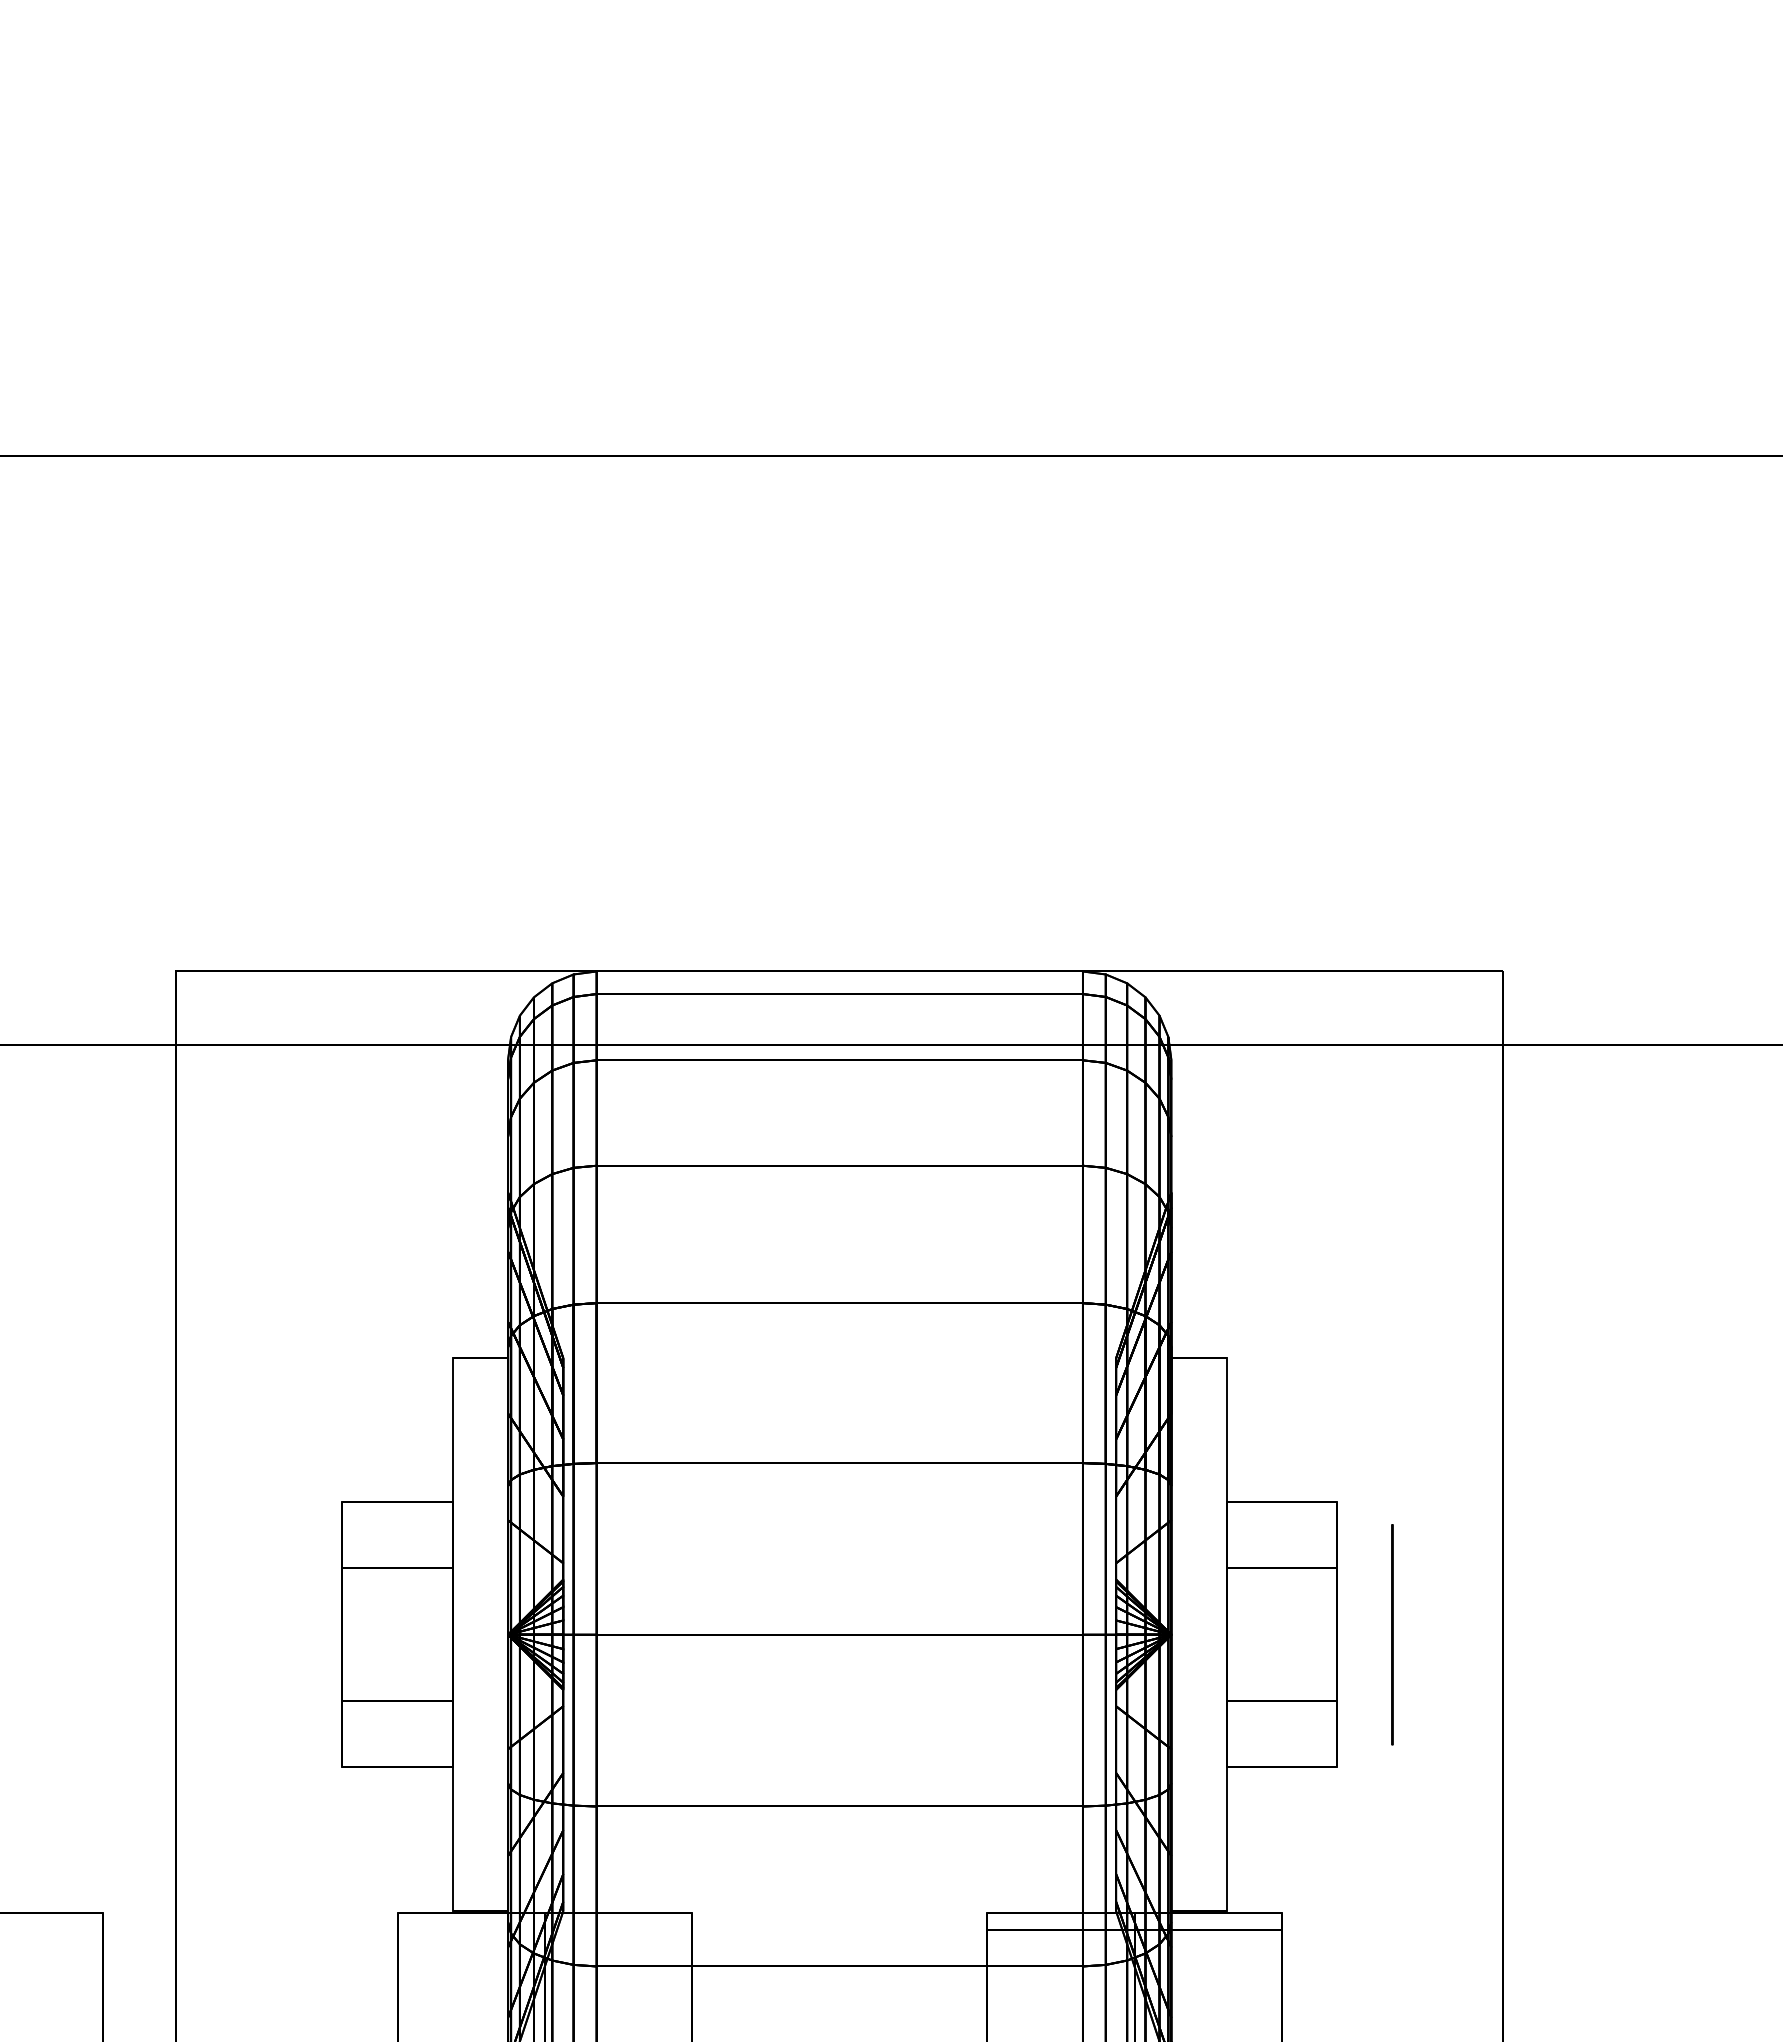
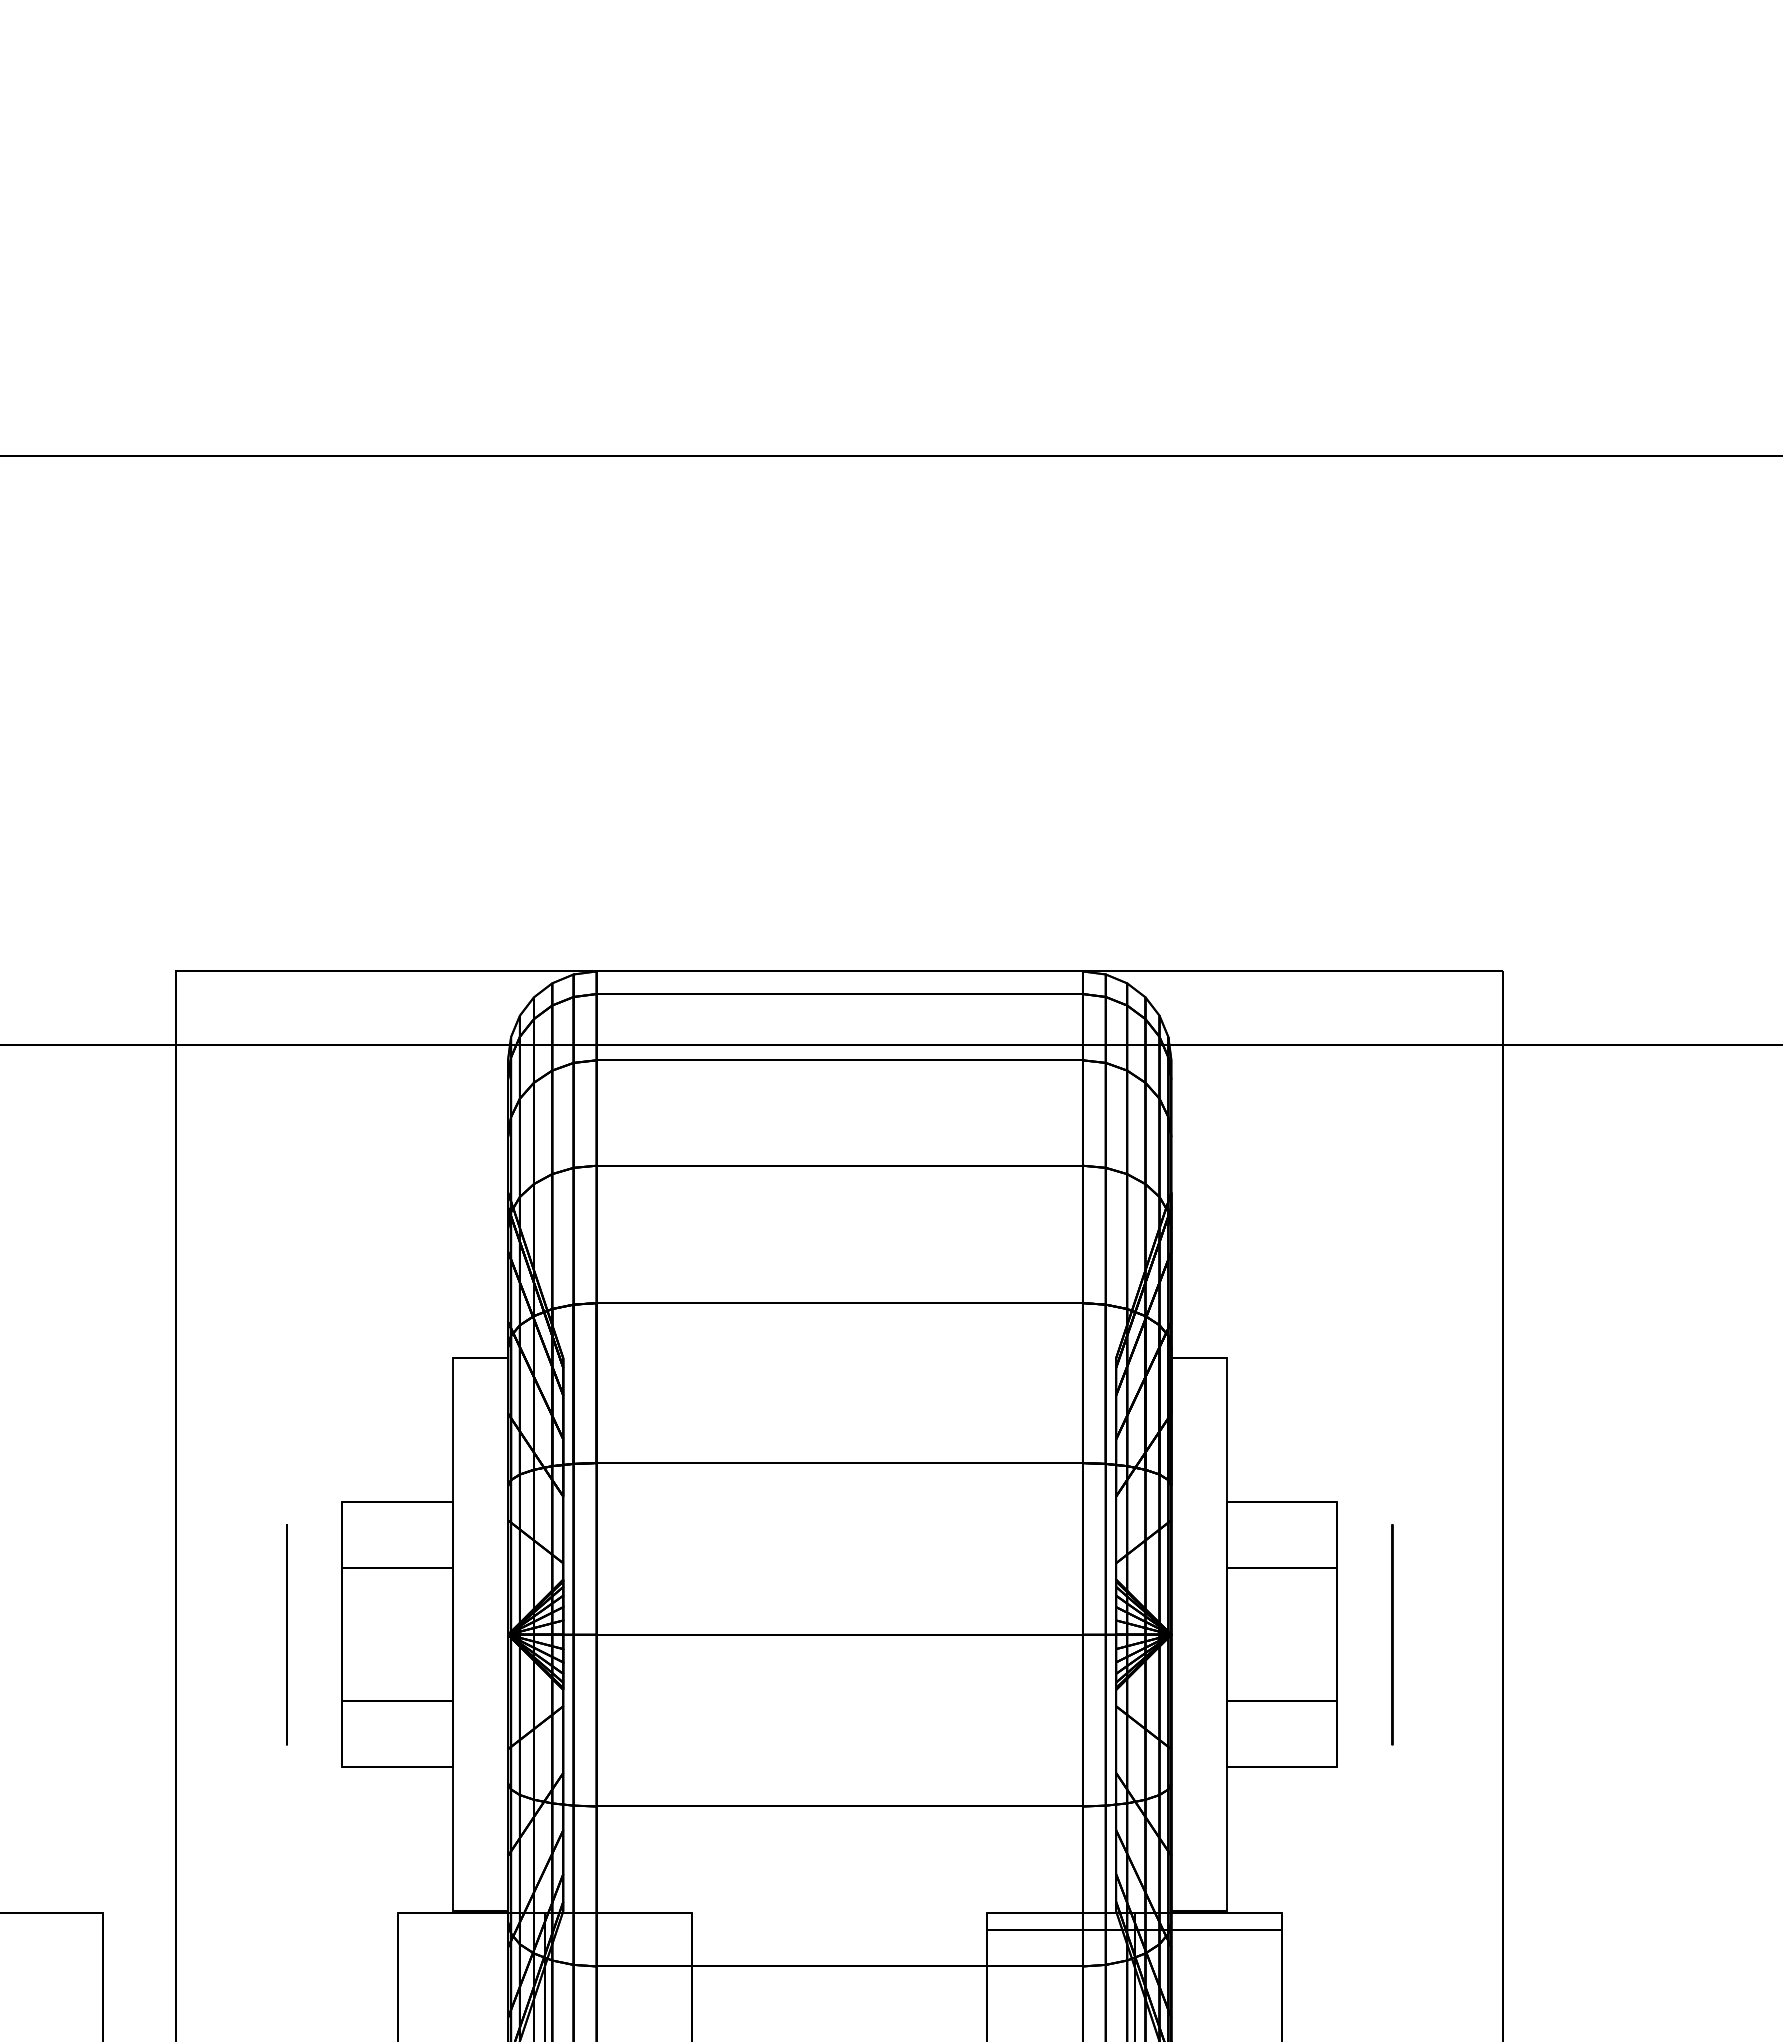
circle: none -> present (286, 1634)
